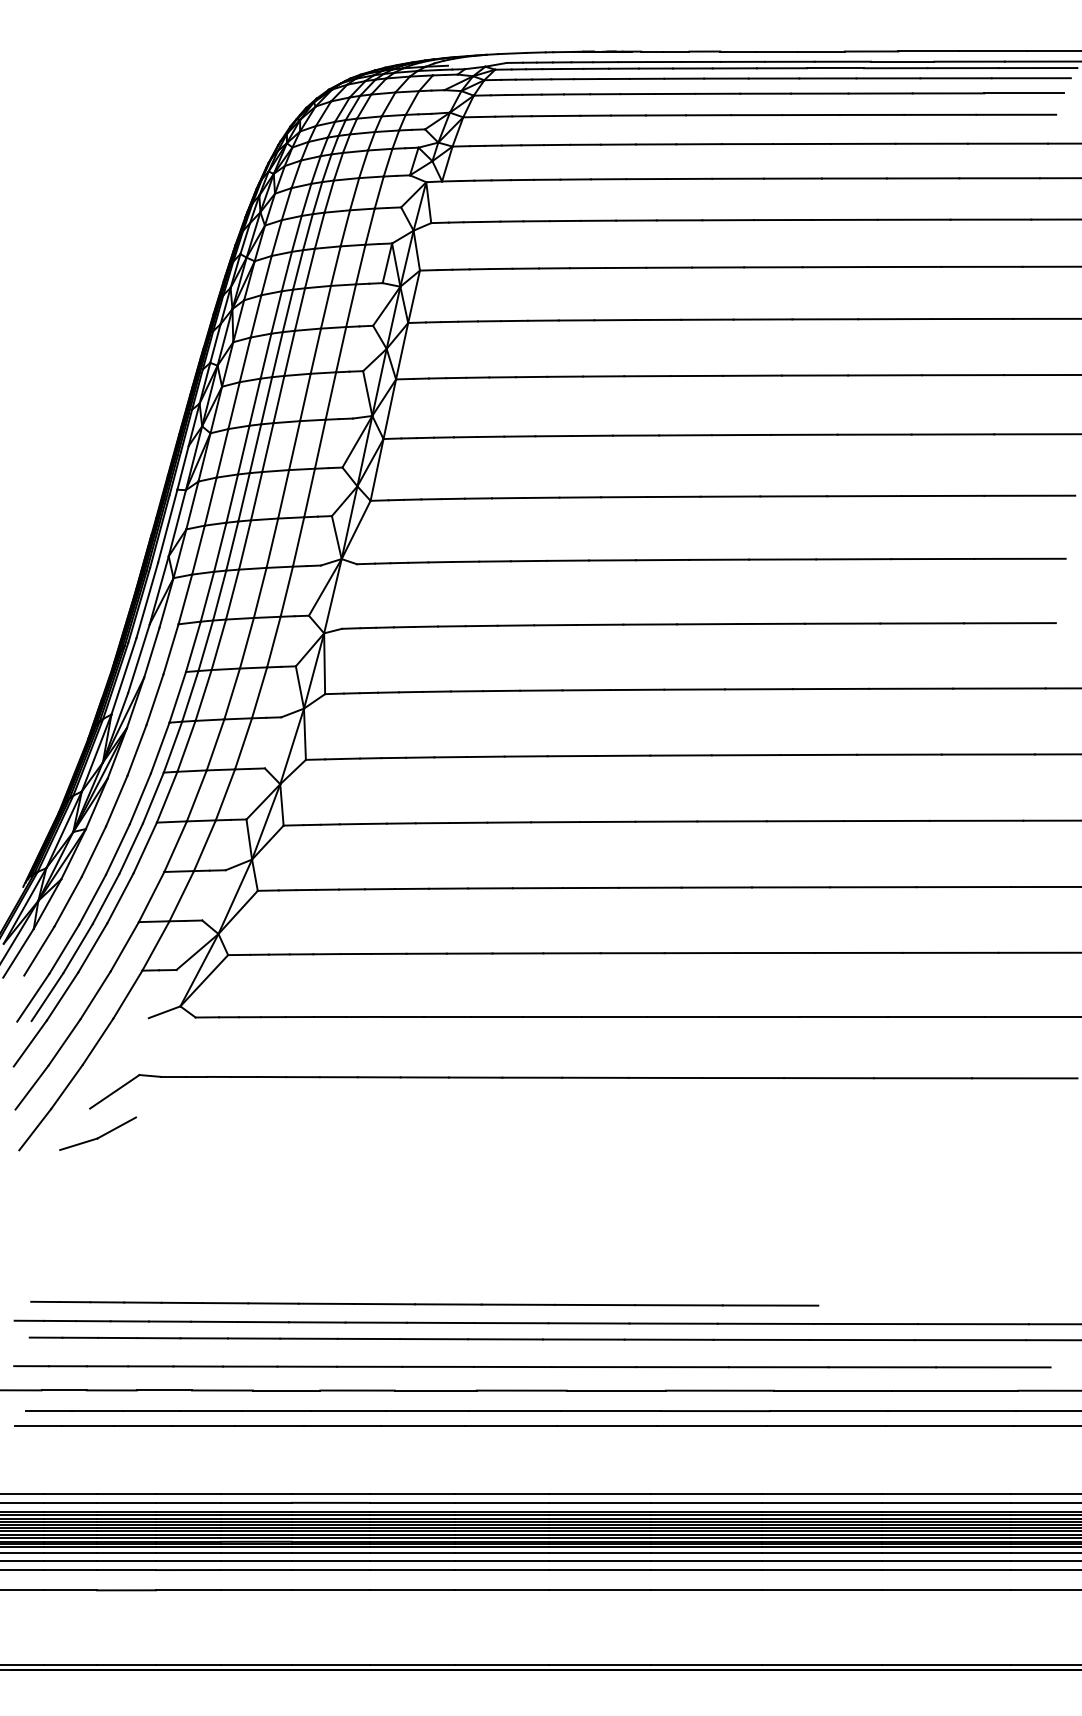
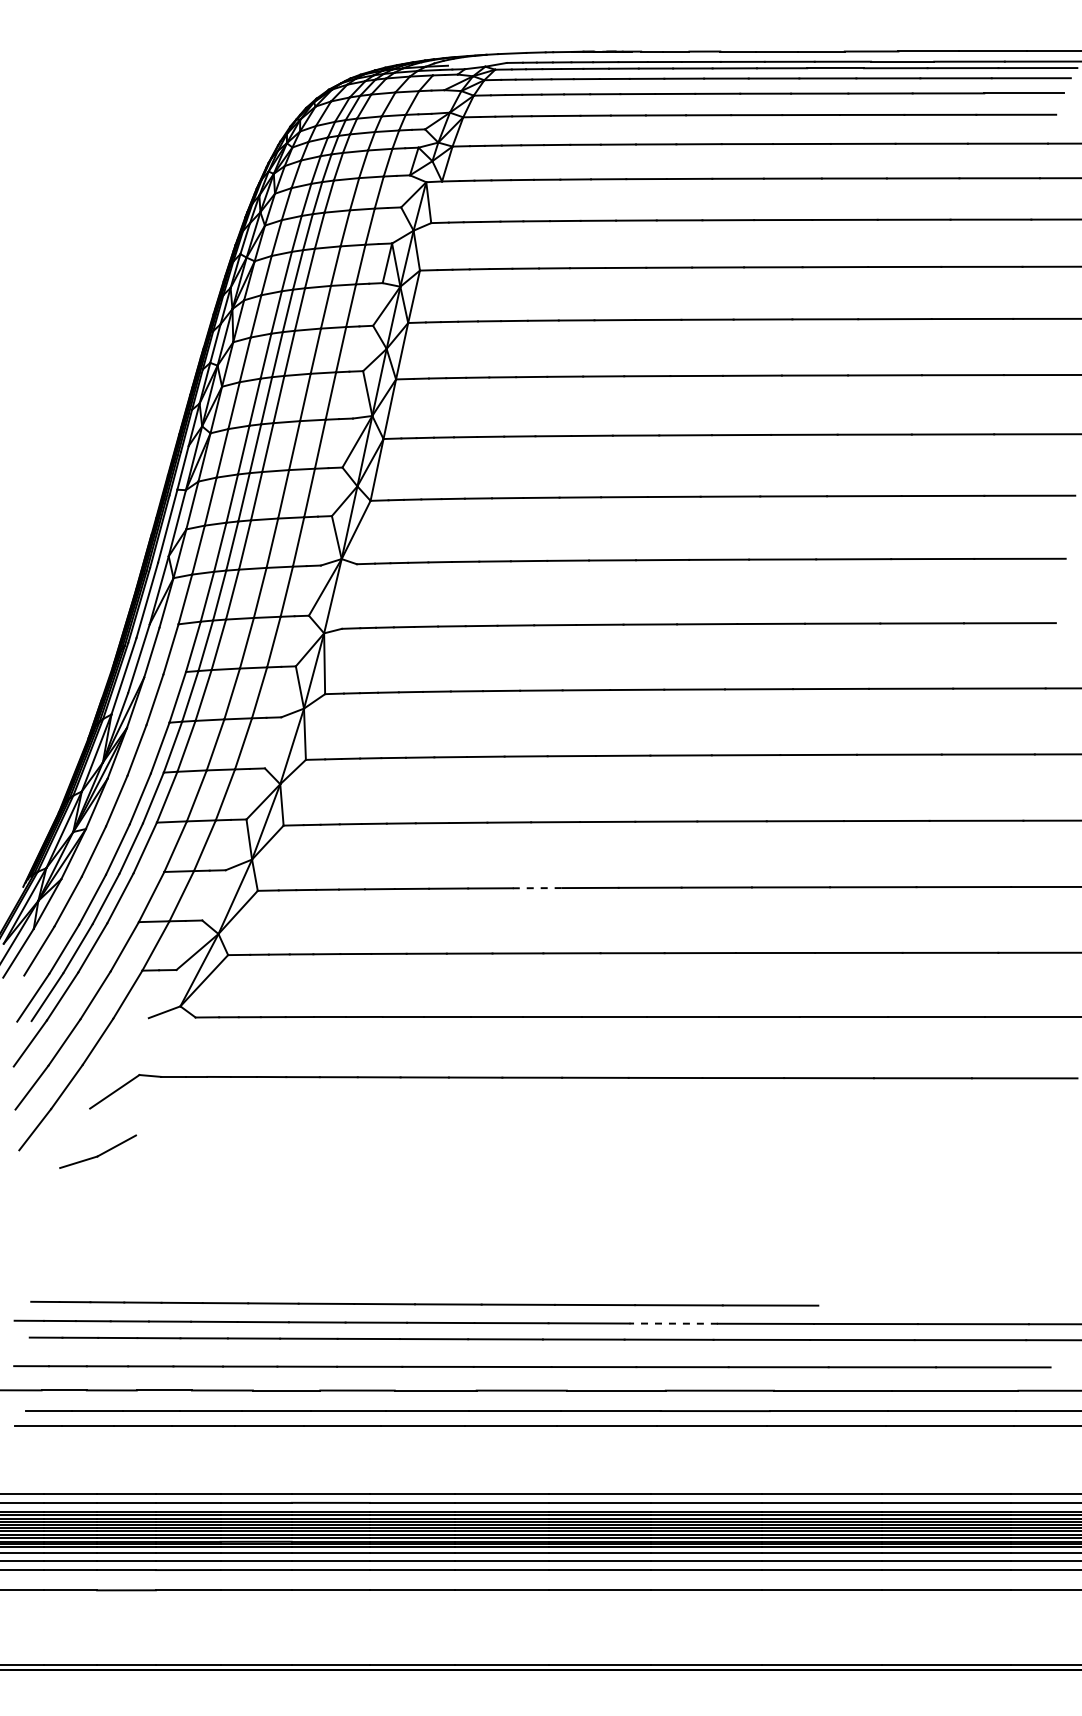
line: solid -> dashed (537, 888)
part position: (97, 1133) -> (97, 1151) (97, 1151)
line: solid -> dashed (673, 1323)
